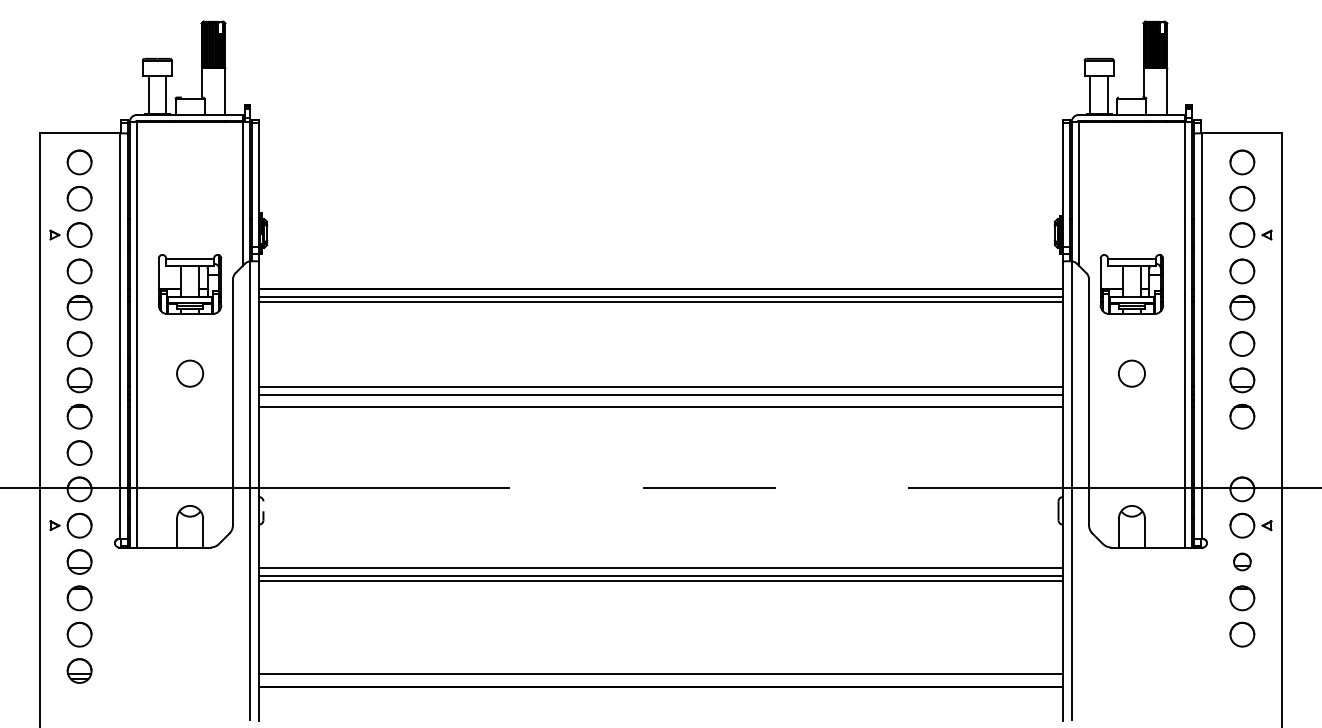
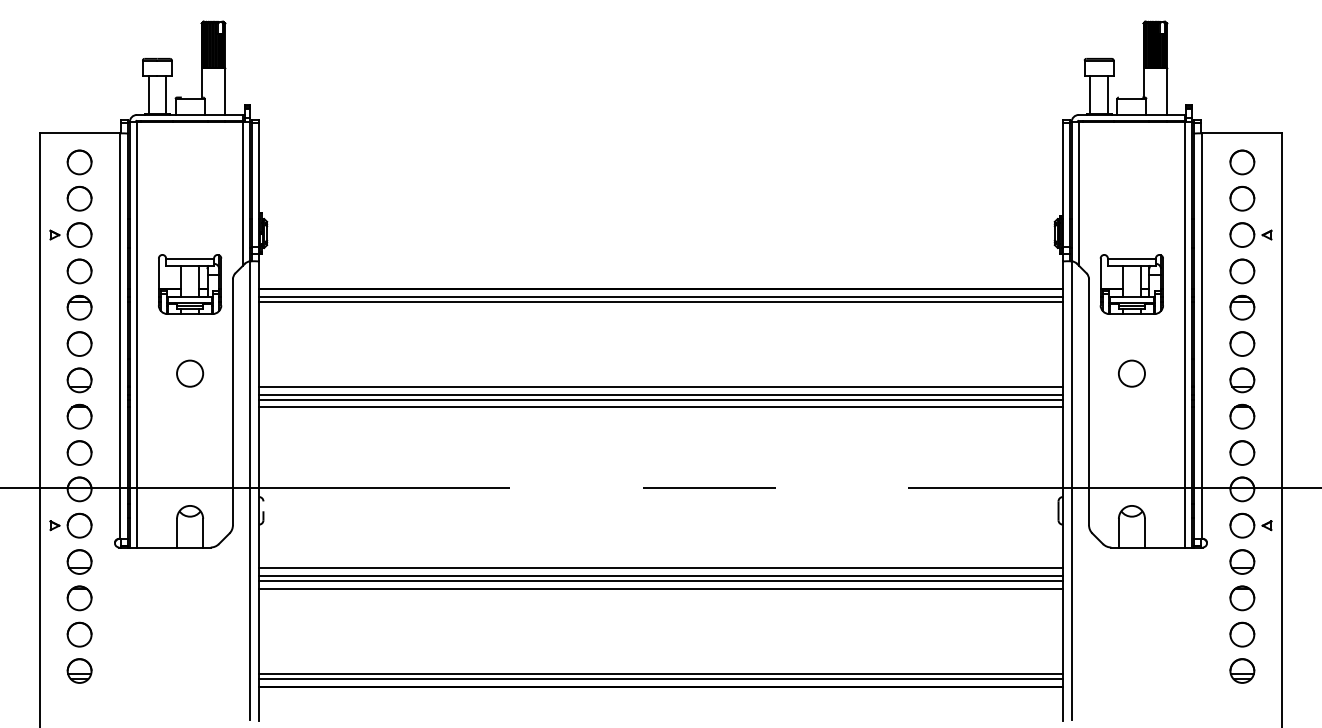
line: none -> present (660, 399)
part: none -> present (1242, 452)
part size: 19x20 px -> 27x26 px (1242, 561)
line: none -> present (660, 588)
part: none -> present (1242, 670)
line: none -> present (660, 679)
